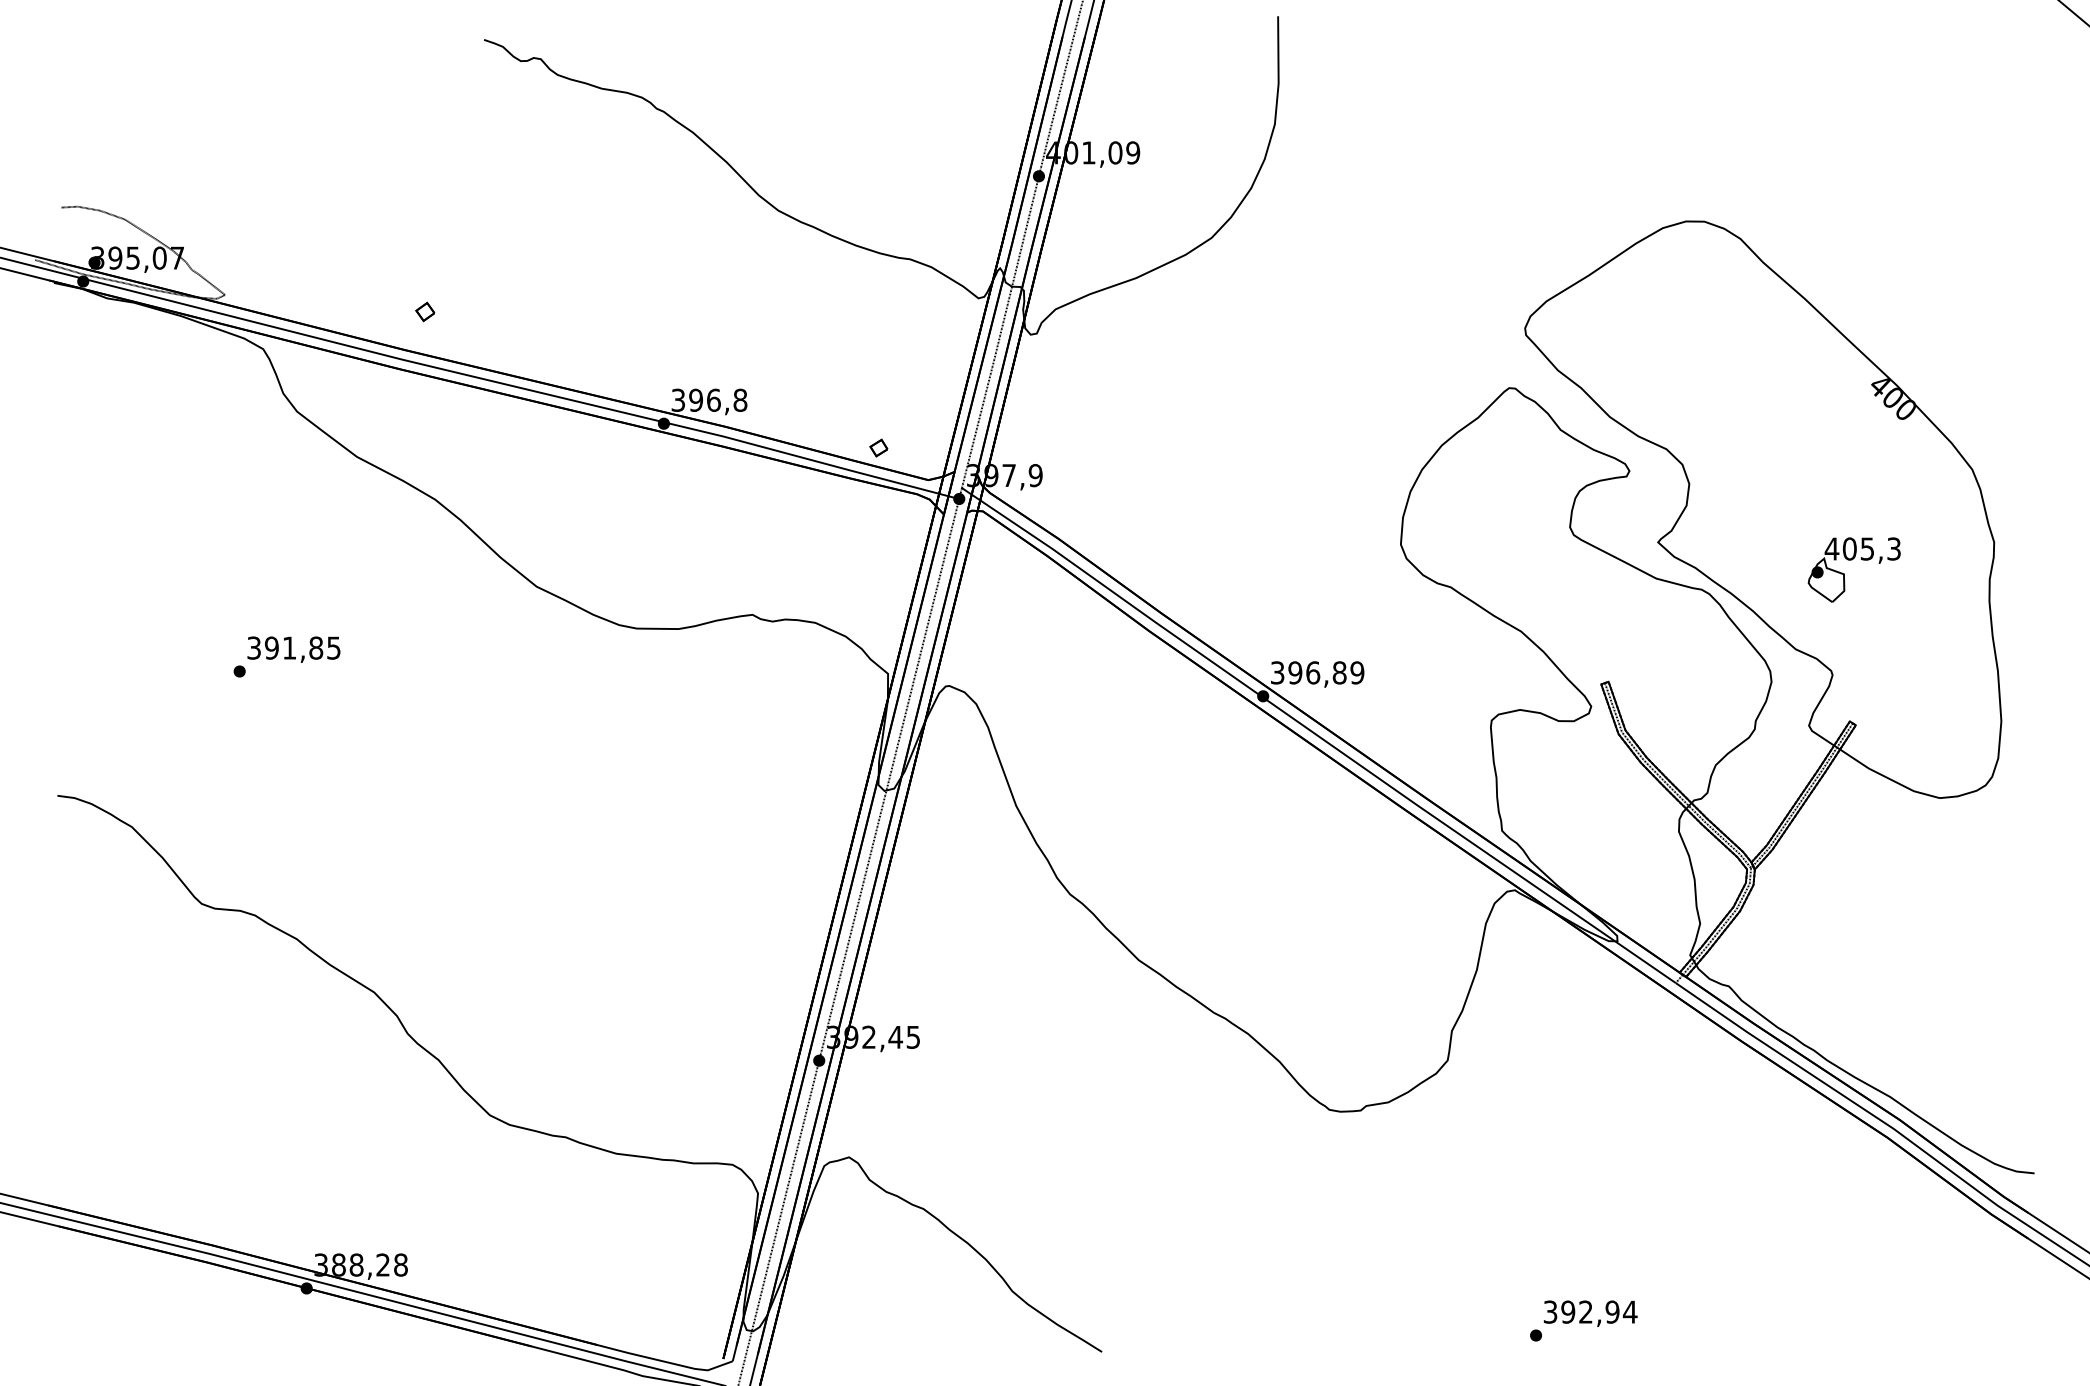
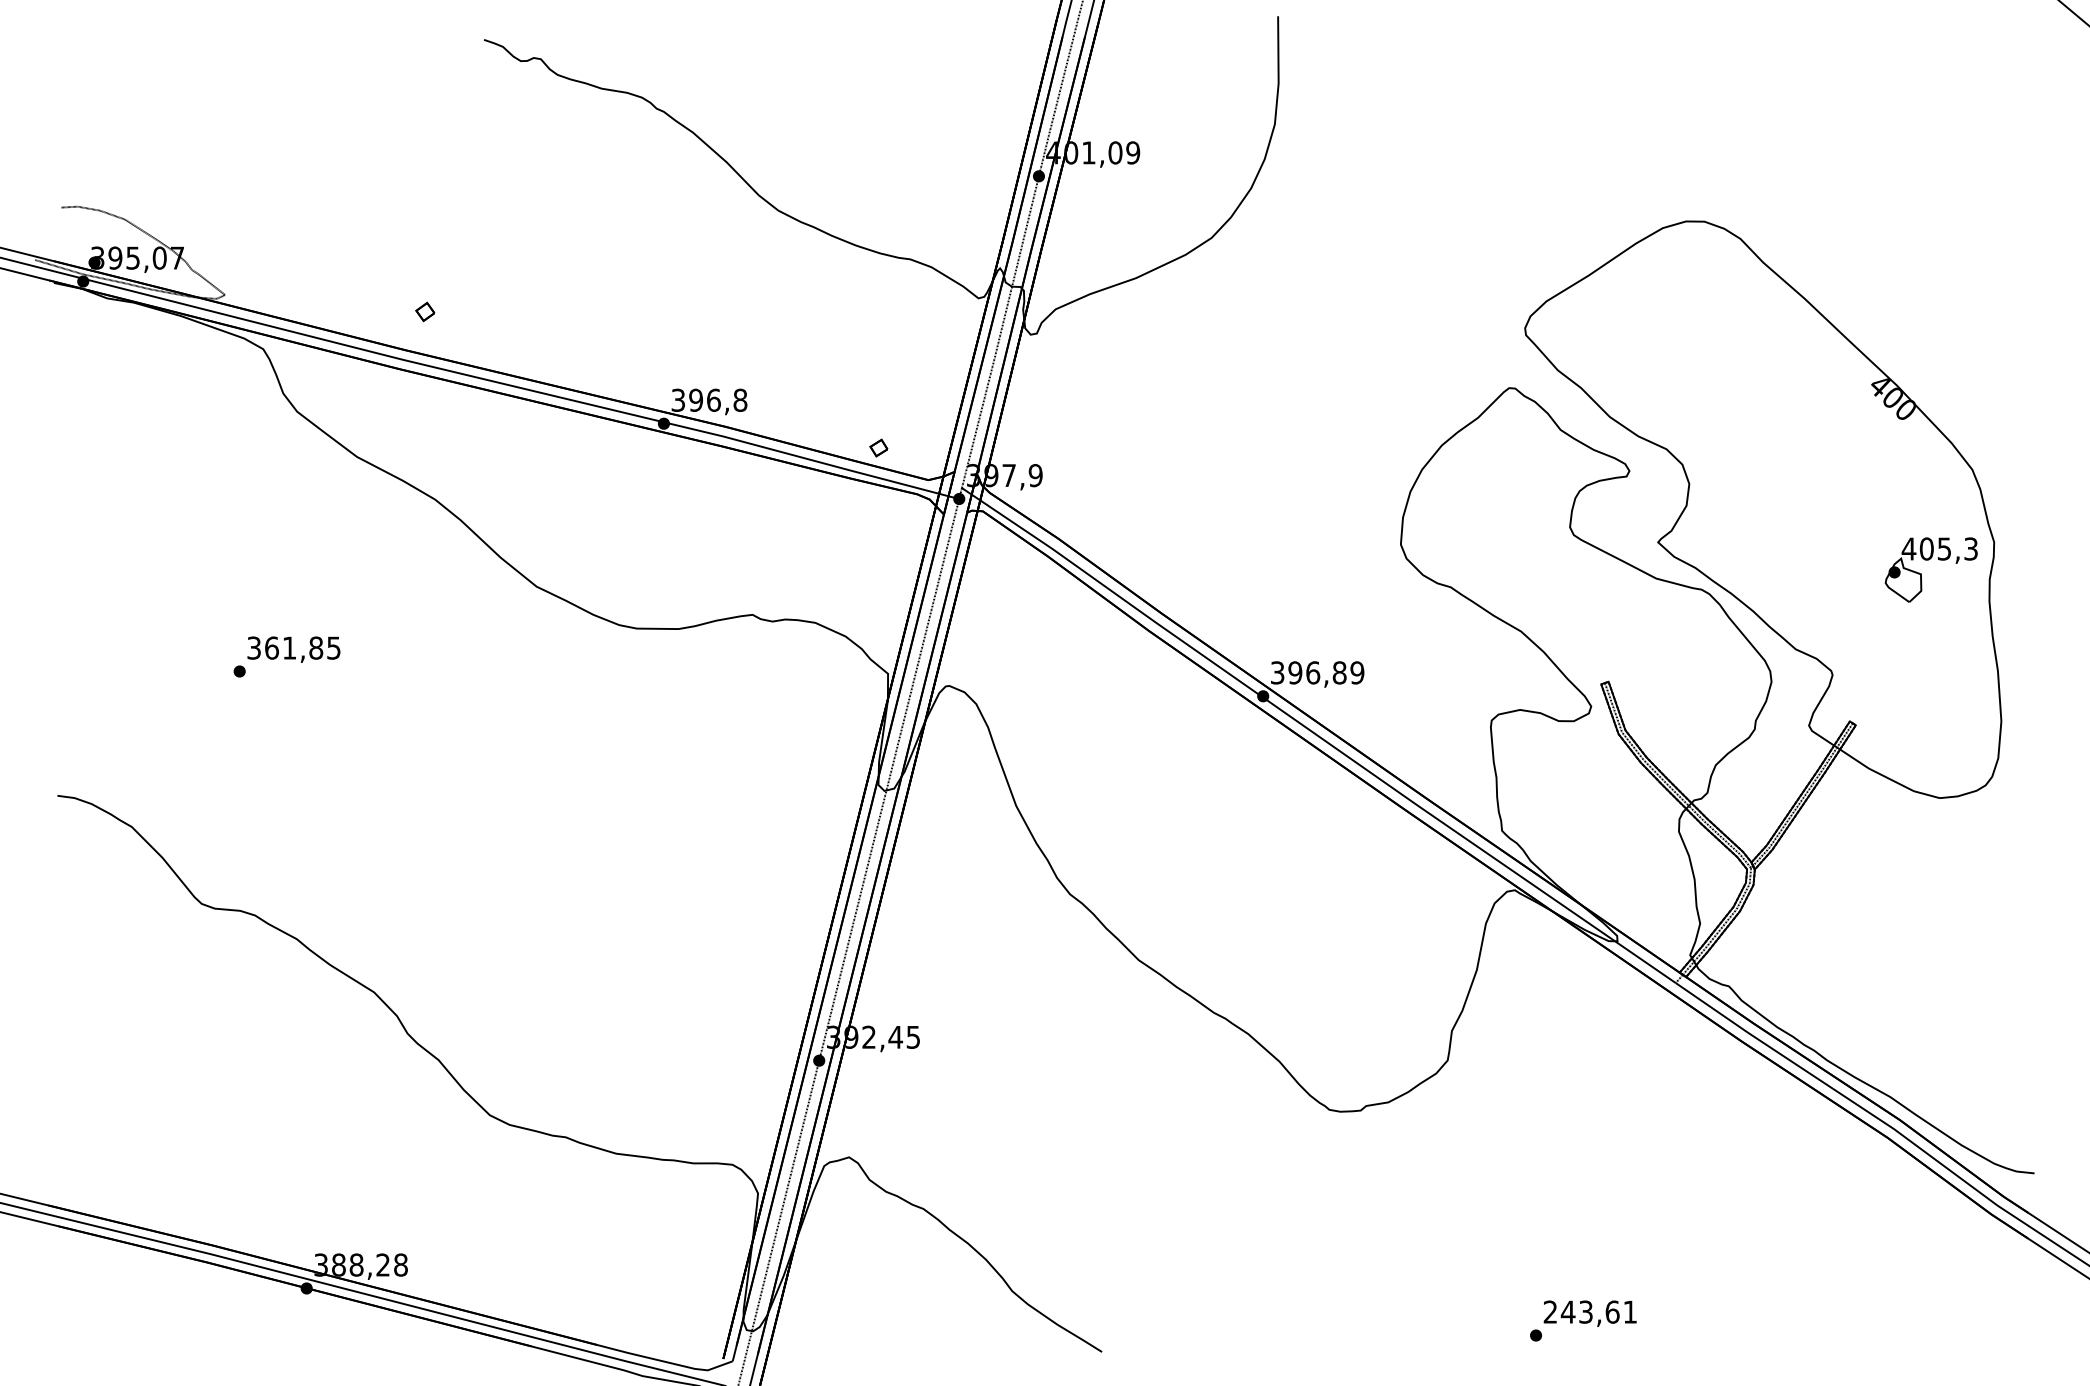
part position: (1851, 560) -> (1928, 560) (1928, 560)
text: 391,85 -> 361,85 (271, 647)
text: 392,94 -> 243,61 (1590, 1311)
